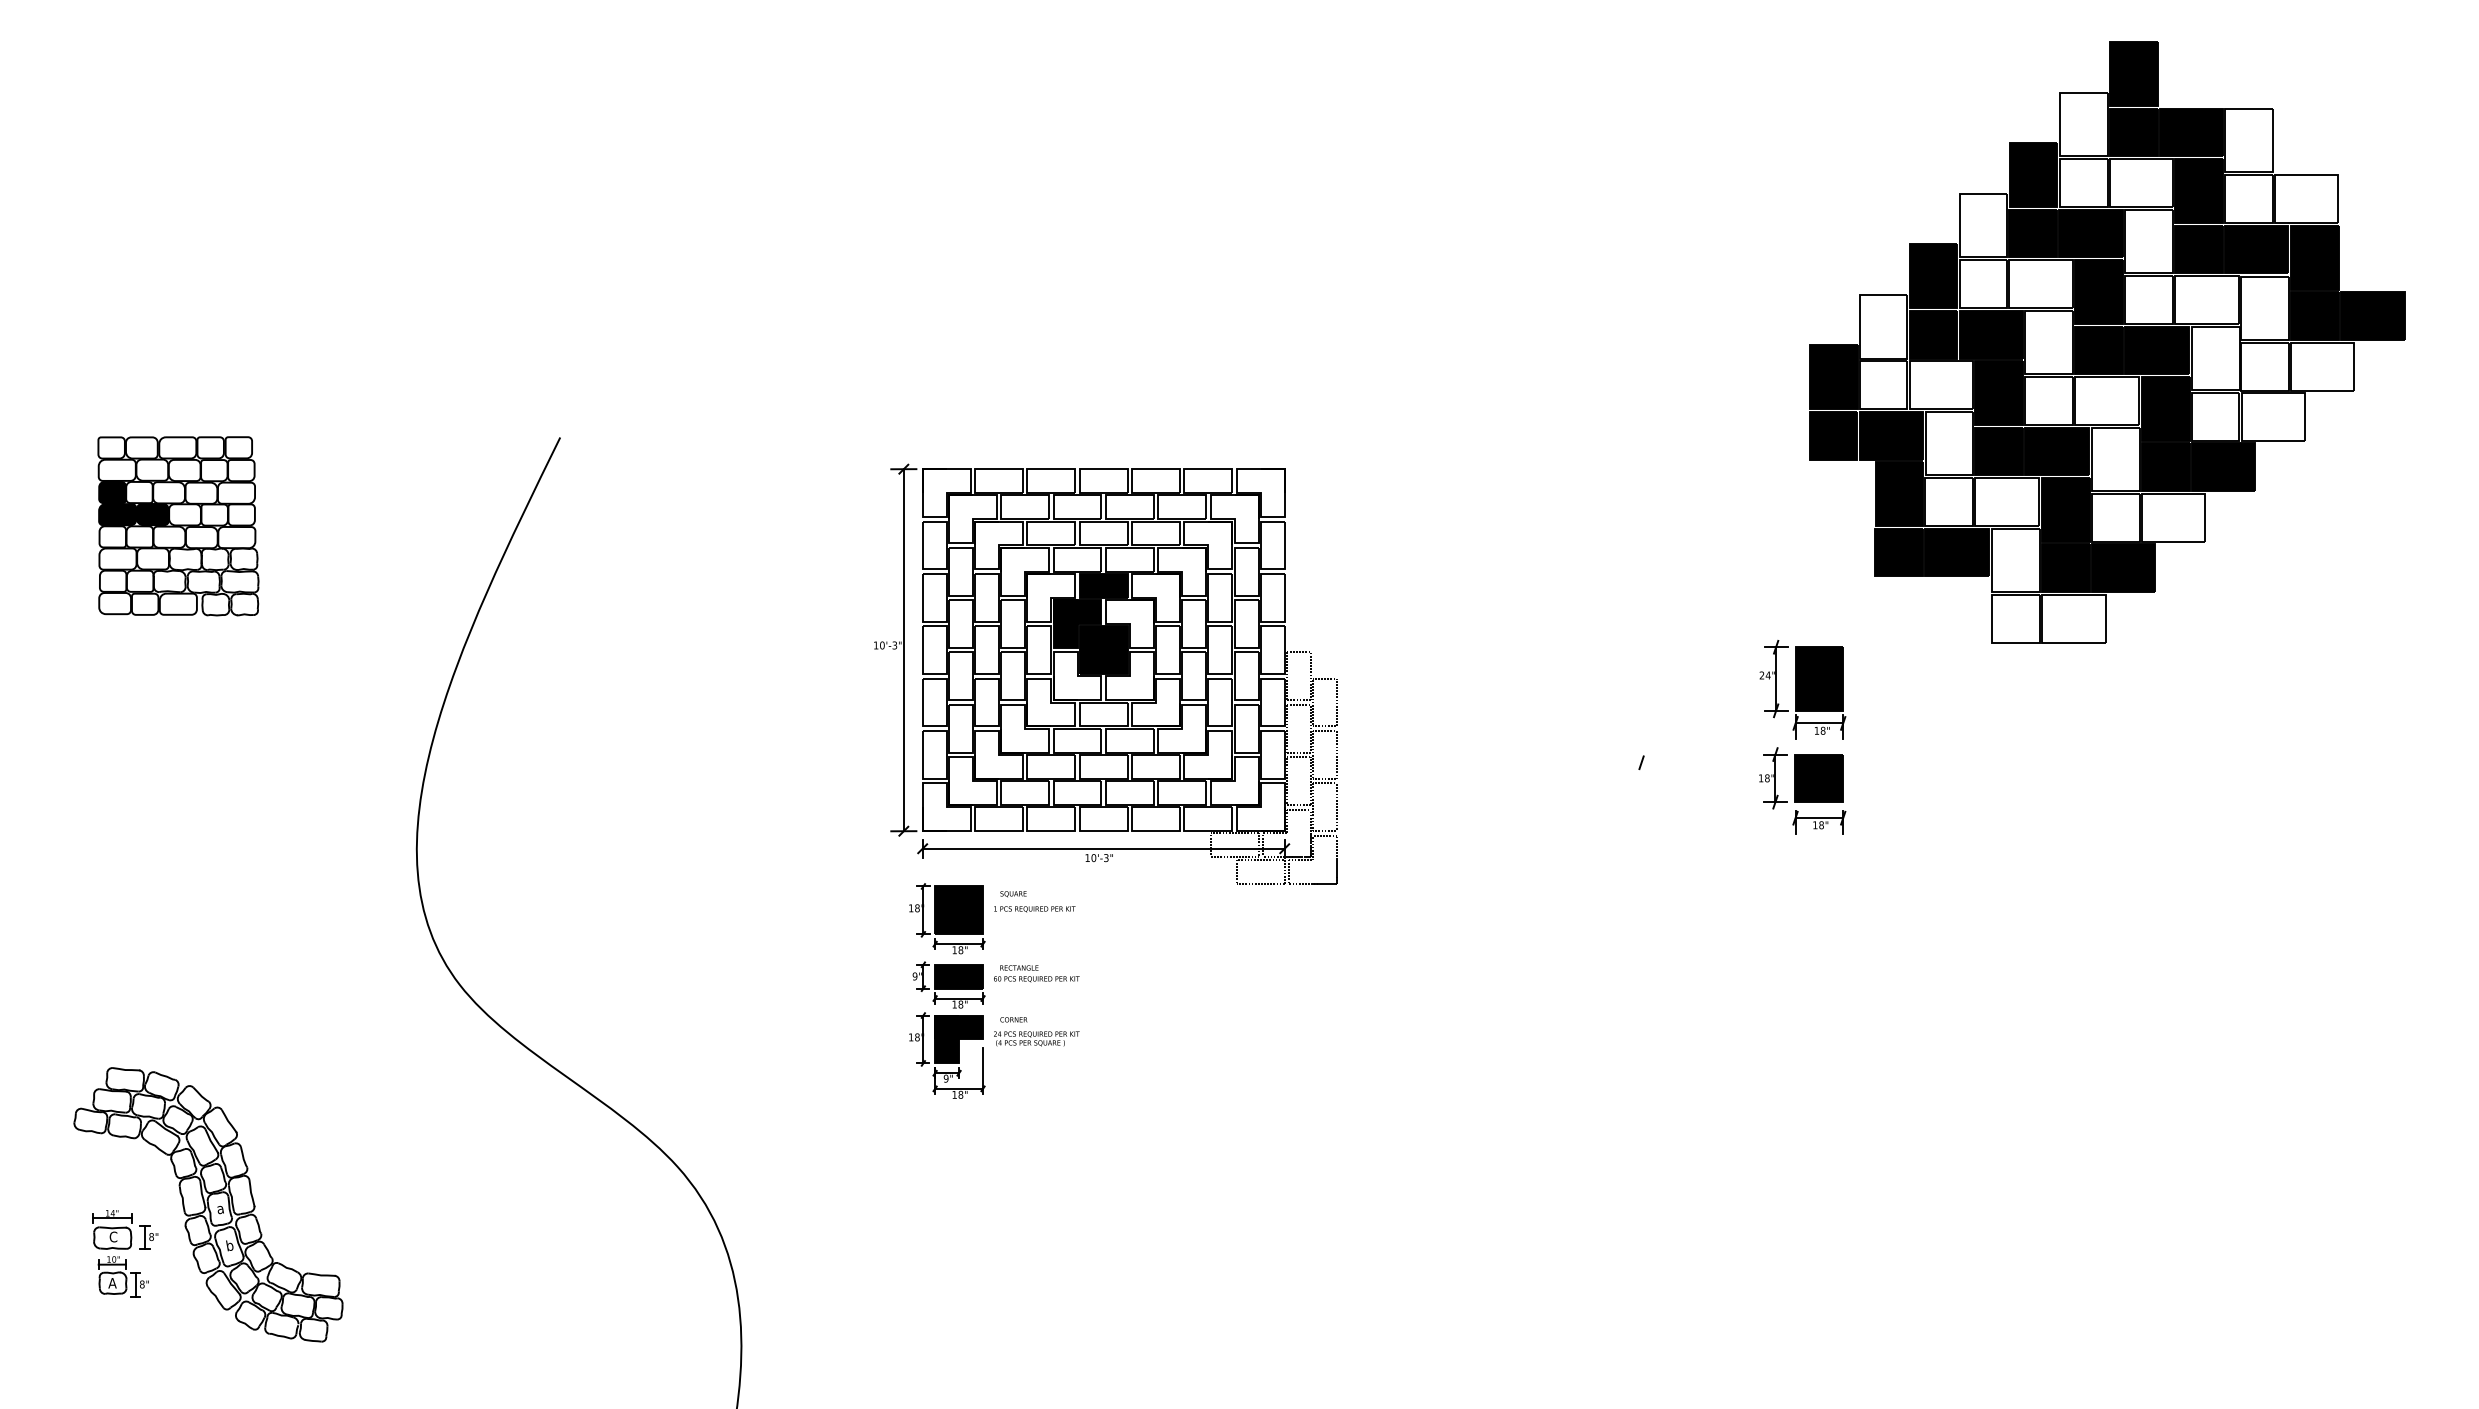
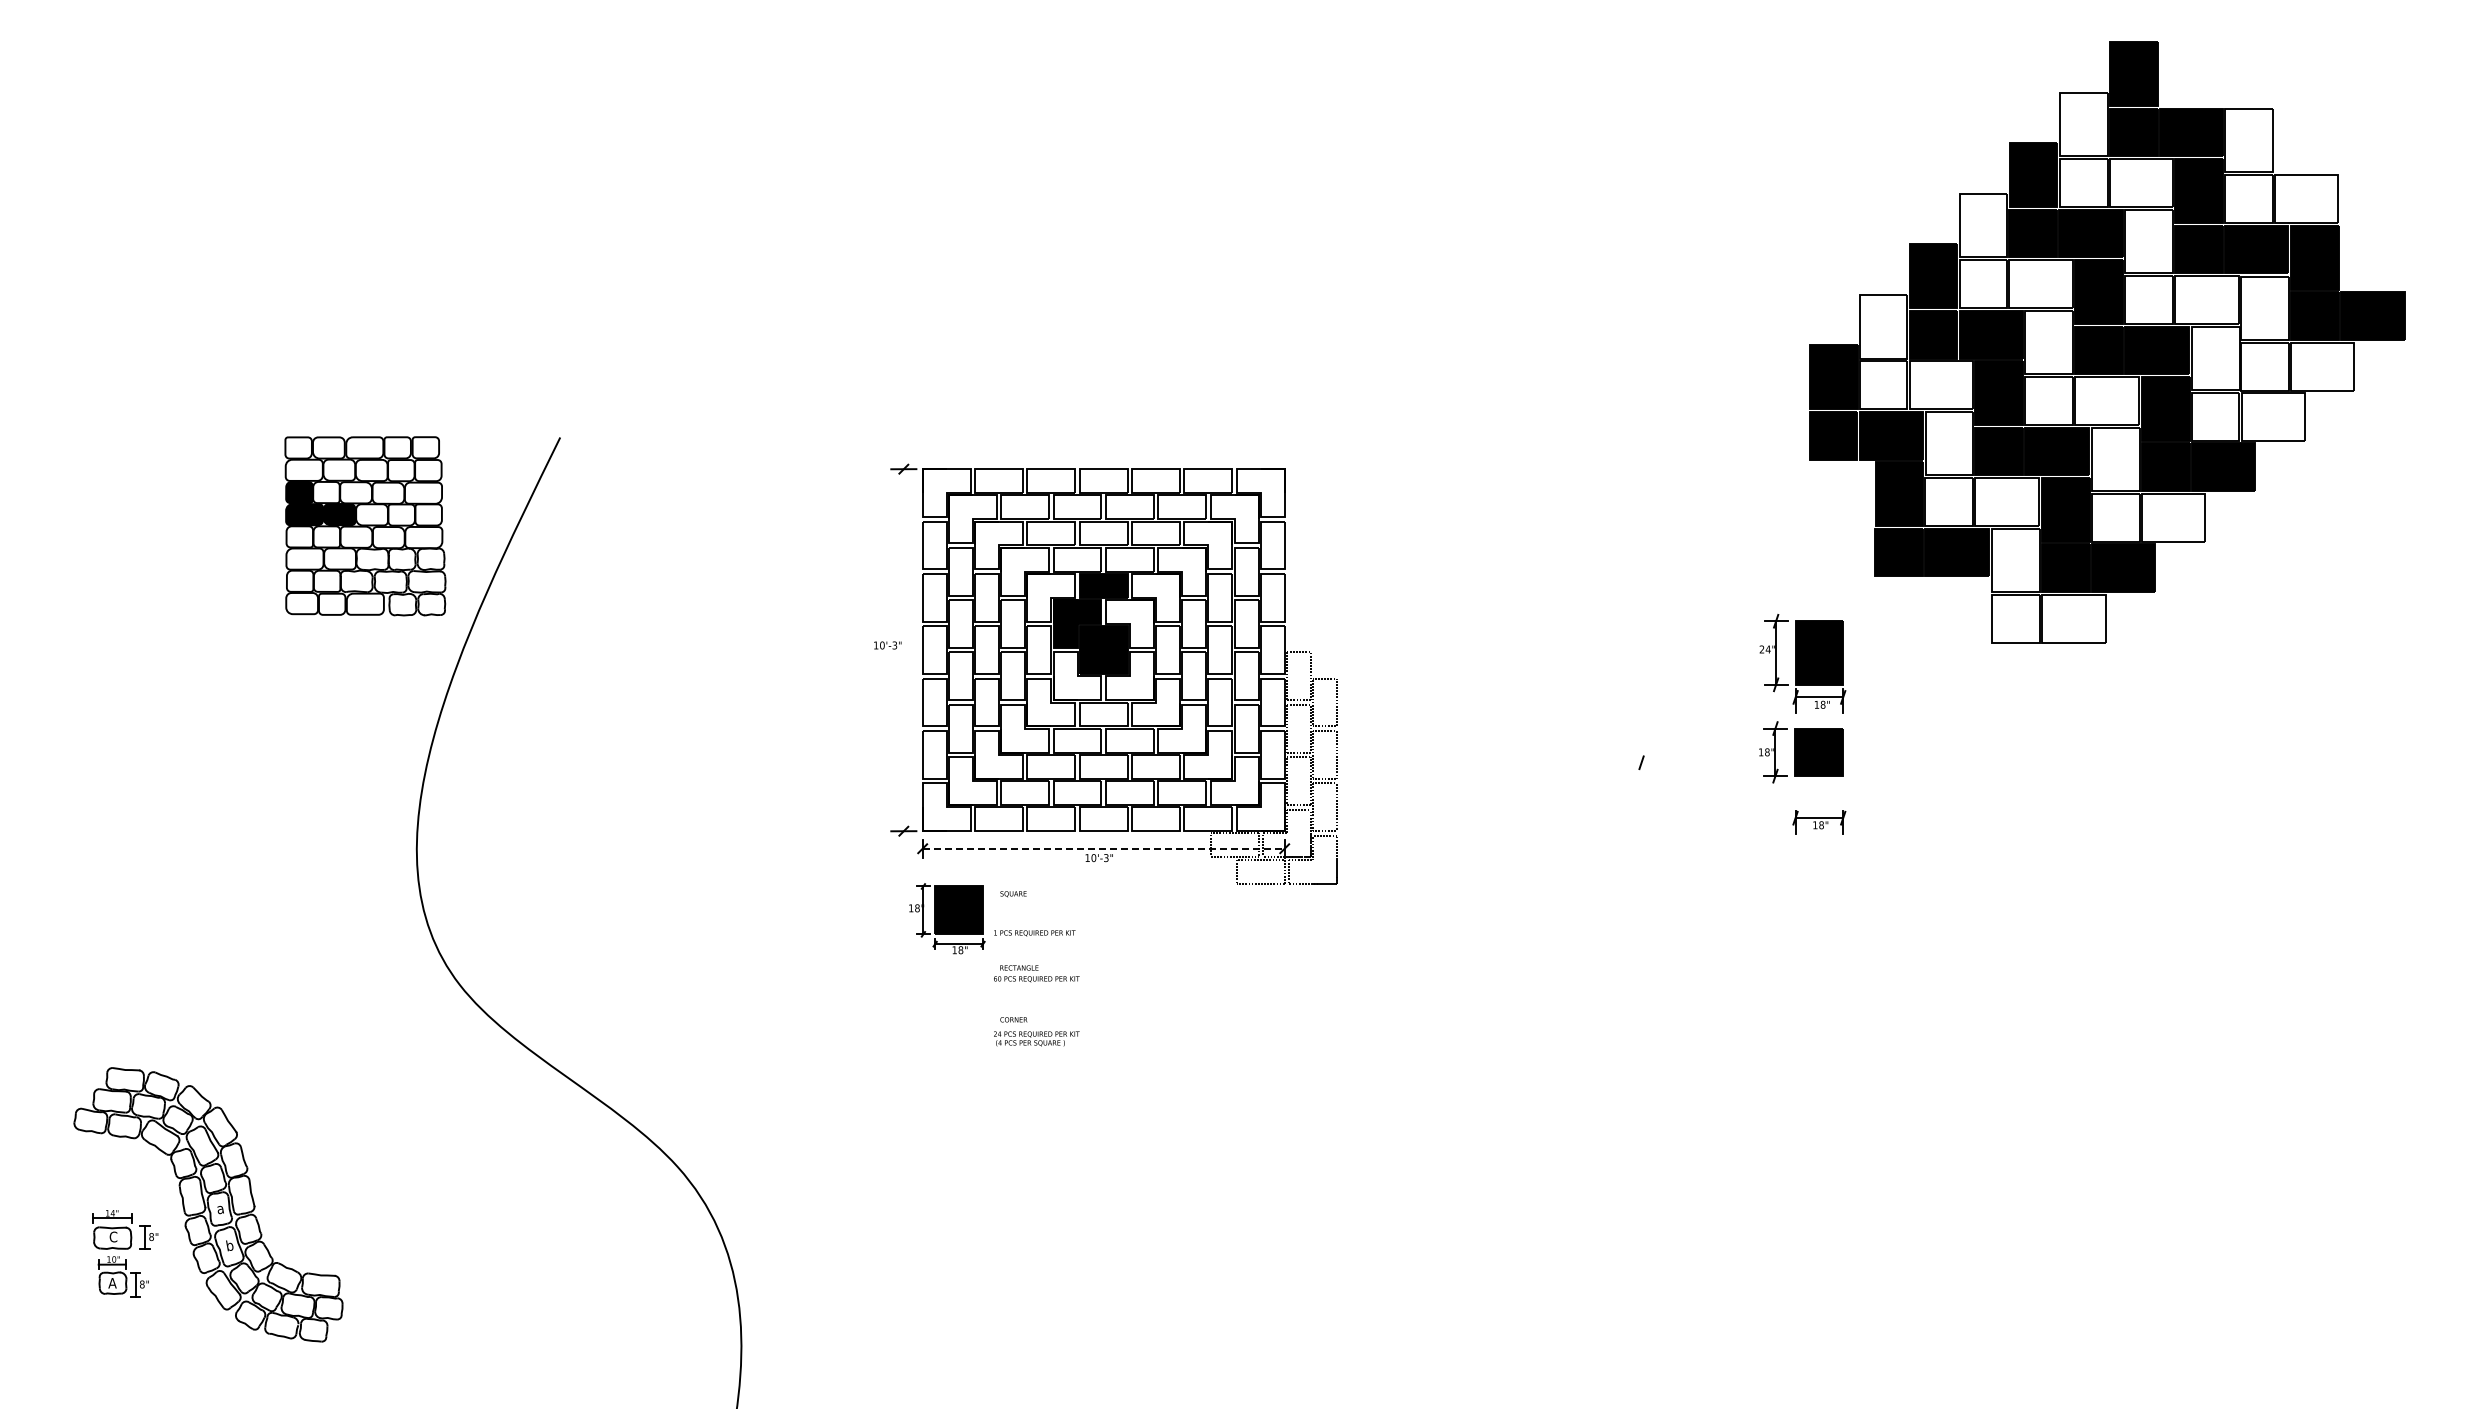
part position: (178, 526) -> (365, 526) (365, 526)
line: present -> none (903, 650)
part position: (1802, 724) -> (1802, 698) (1802, 698)
line: solid -> dashed (1104, 848)
text position: (1034, 909) -> (1034, 933) (1034, 933)
part: present -> none (947, 1029)
